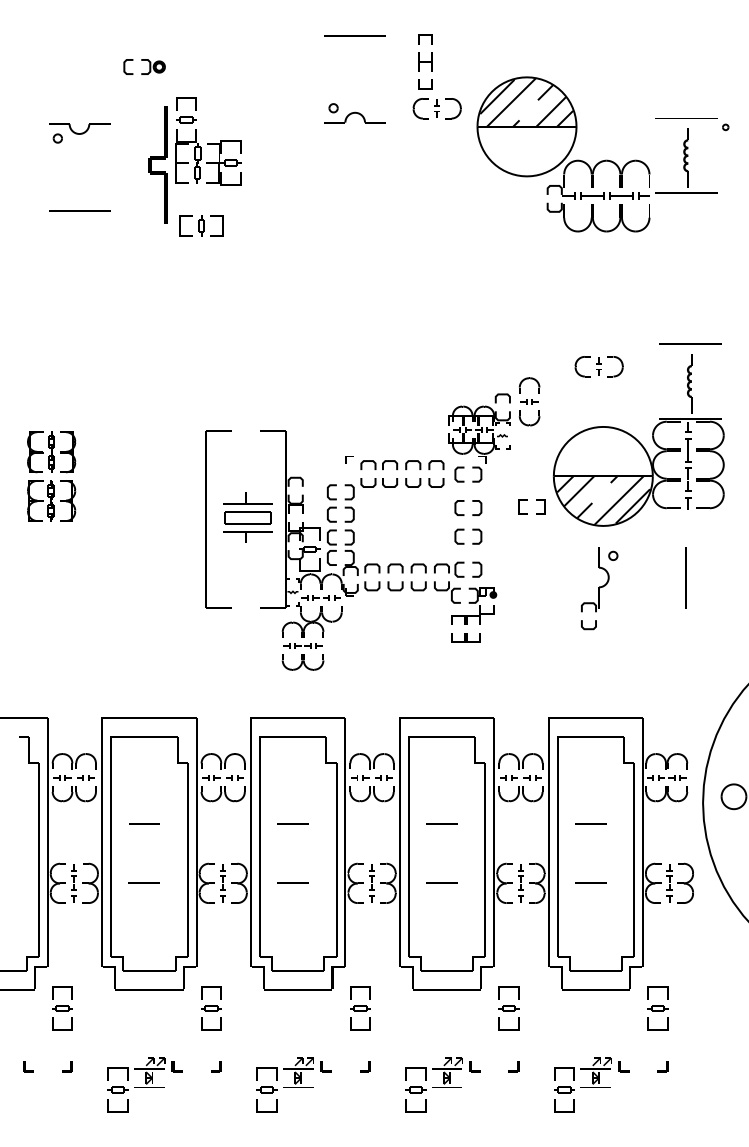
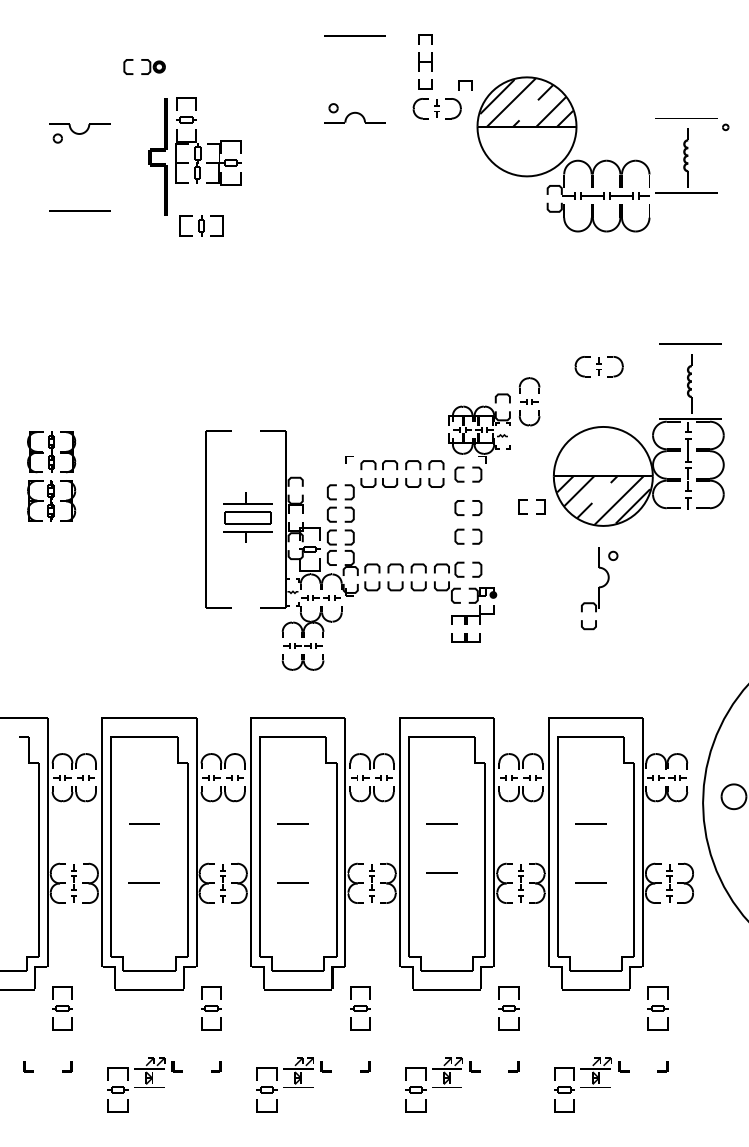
line: none -> present (465, 81)
part position: (157, 164) -> (157, 156) (157, 156)
line: present -> none (685, 577)
line position: (441, 882) -> (441, 872) (441, 872)
